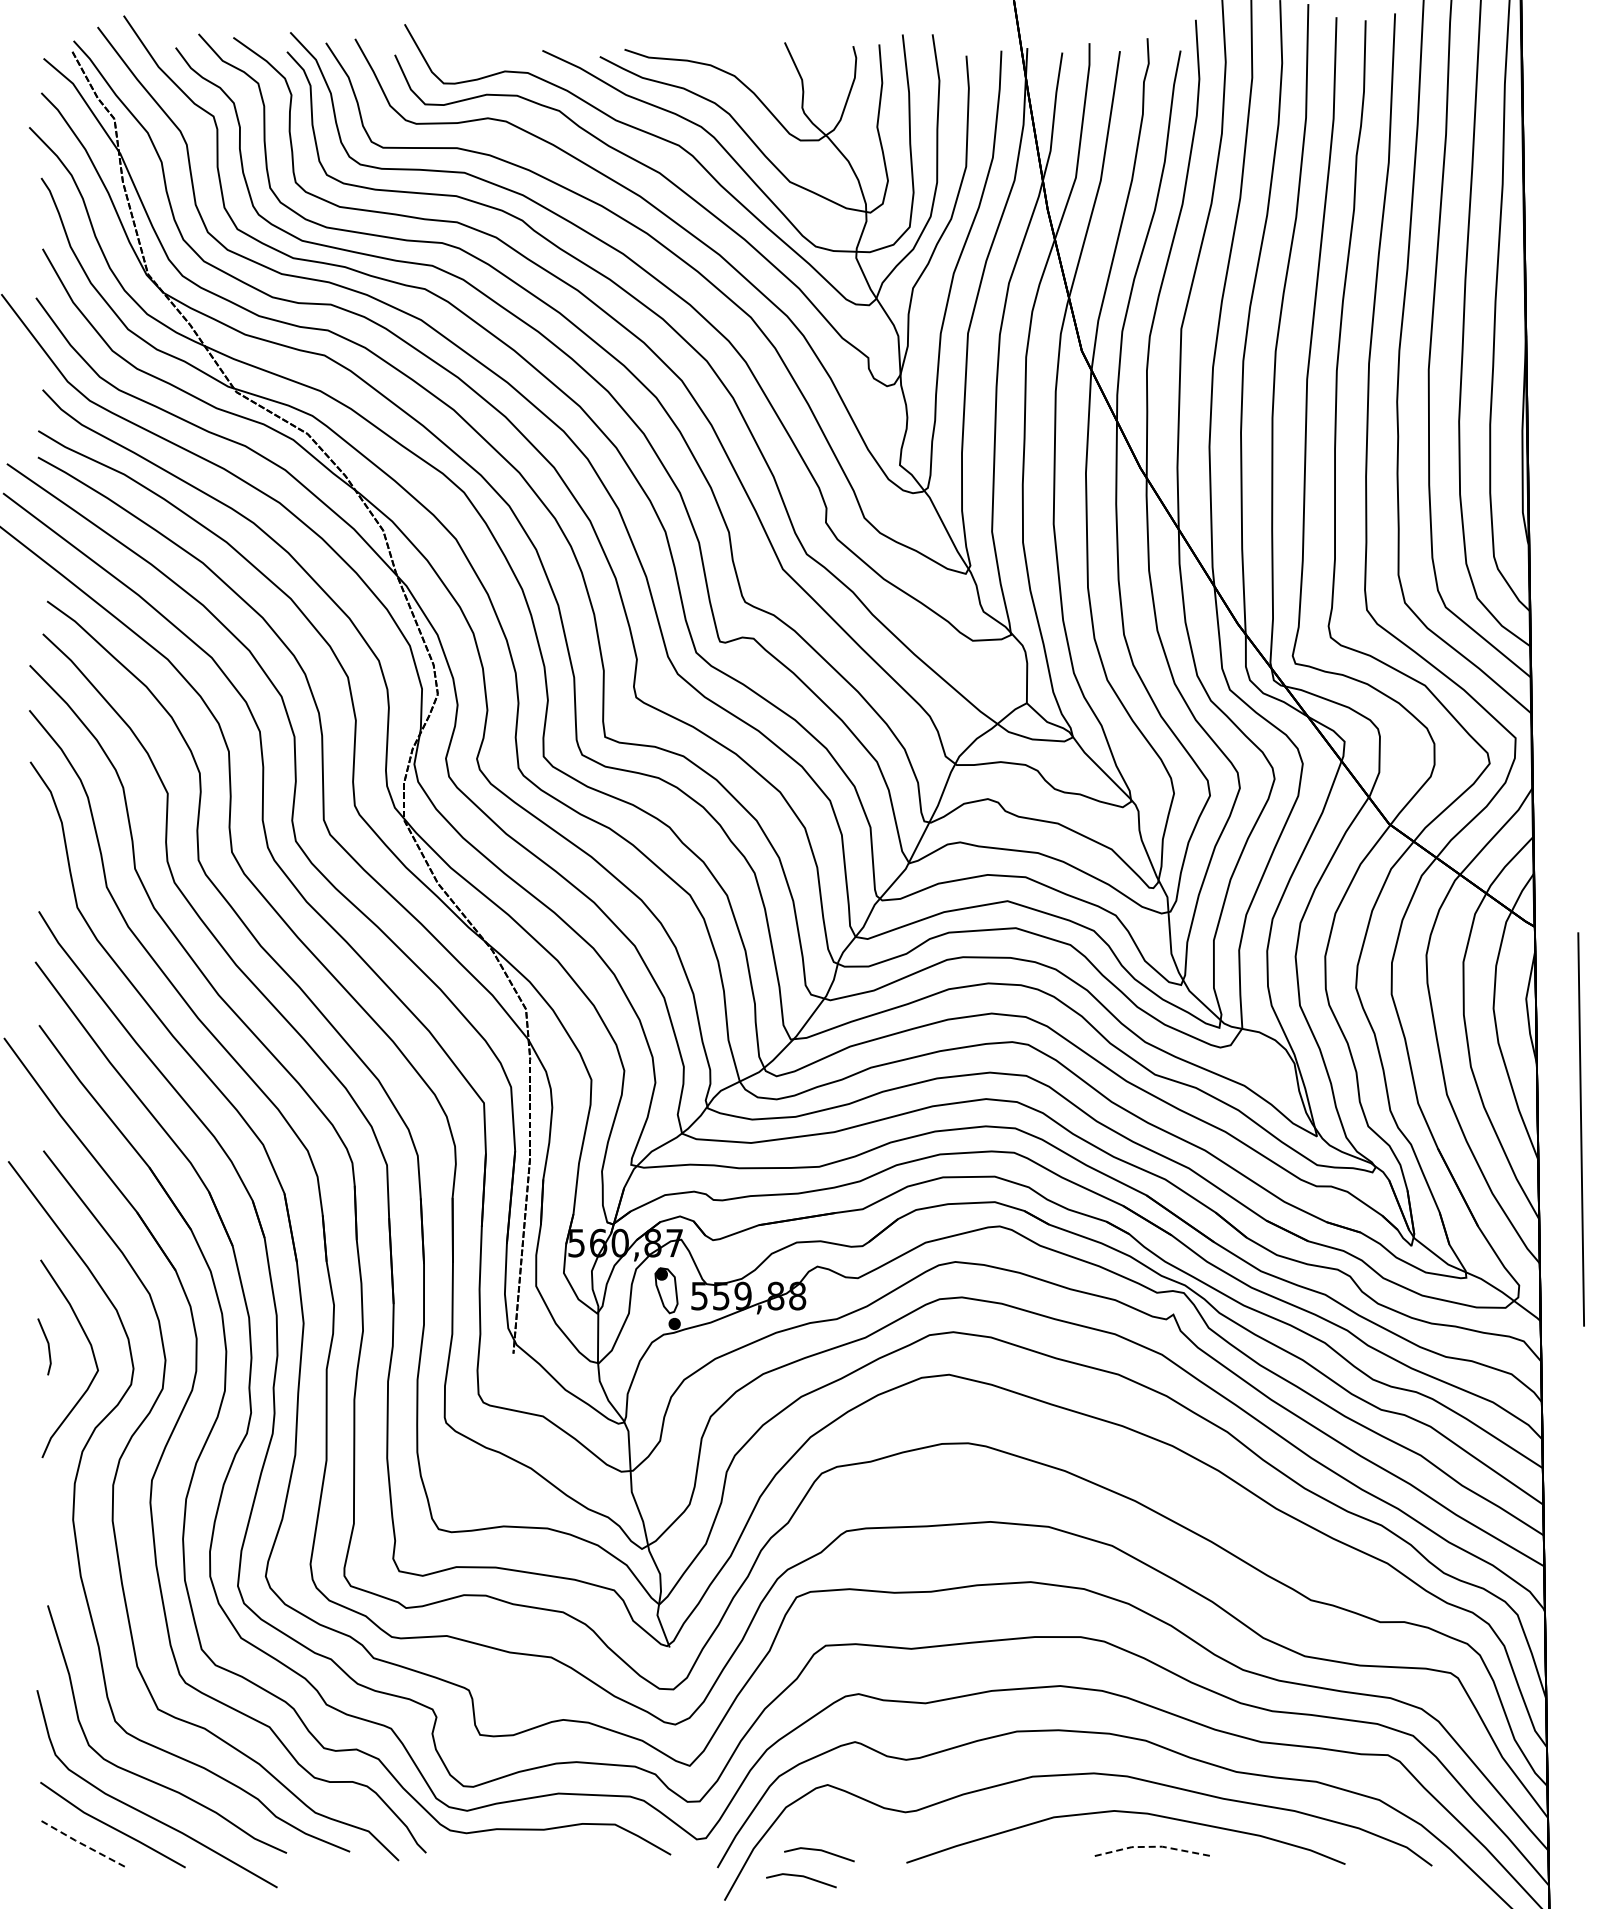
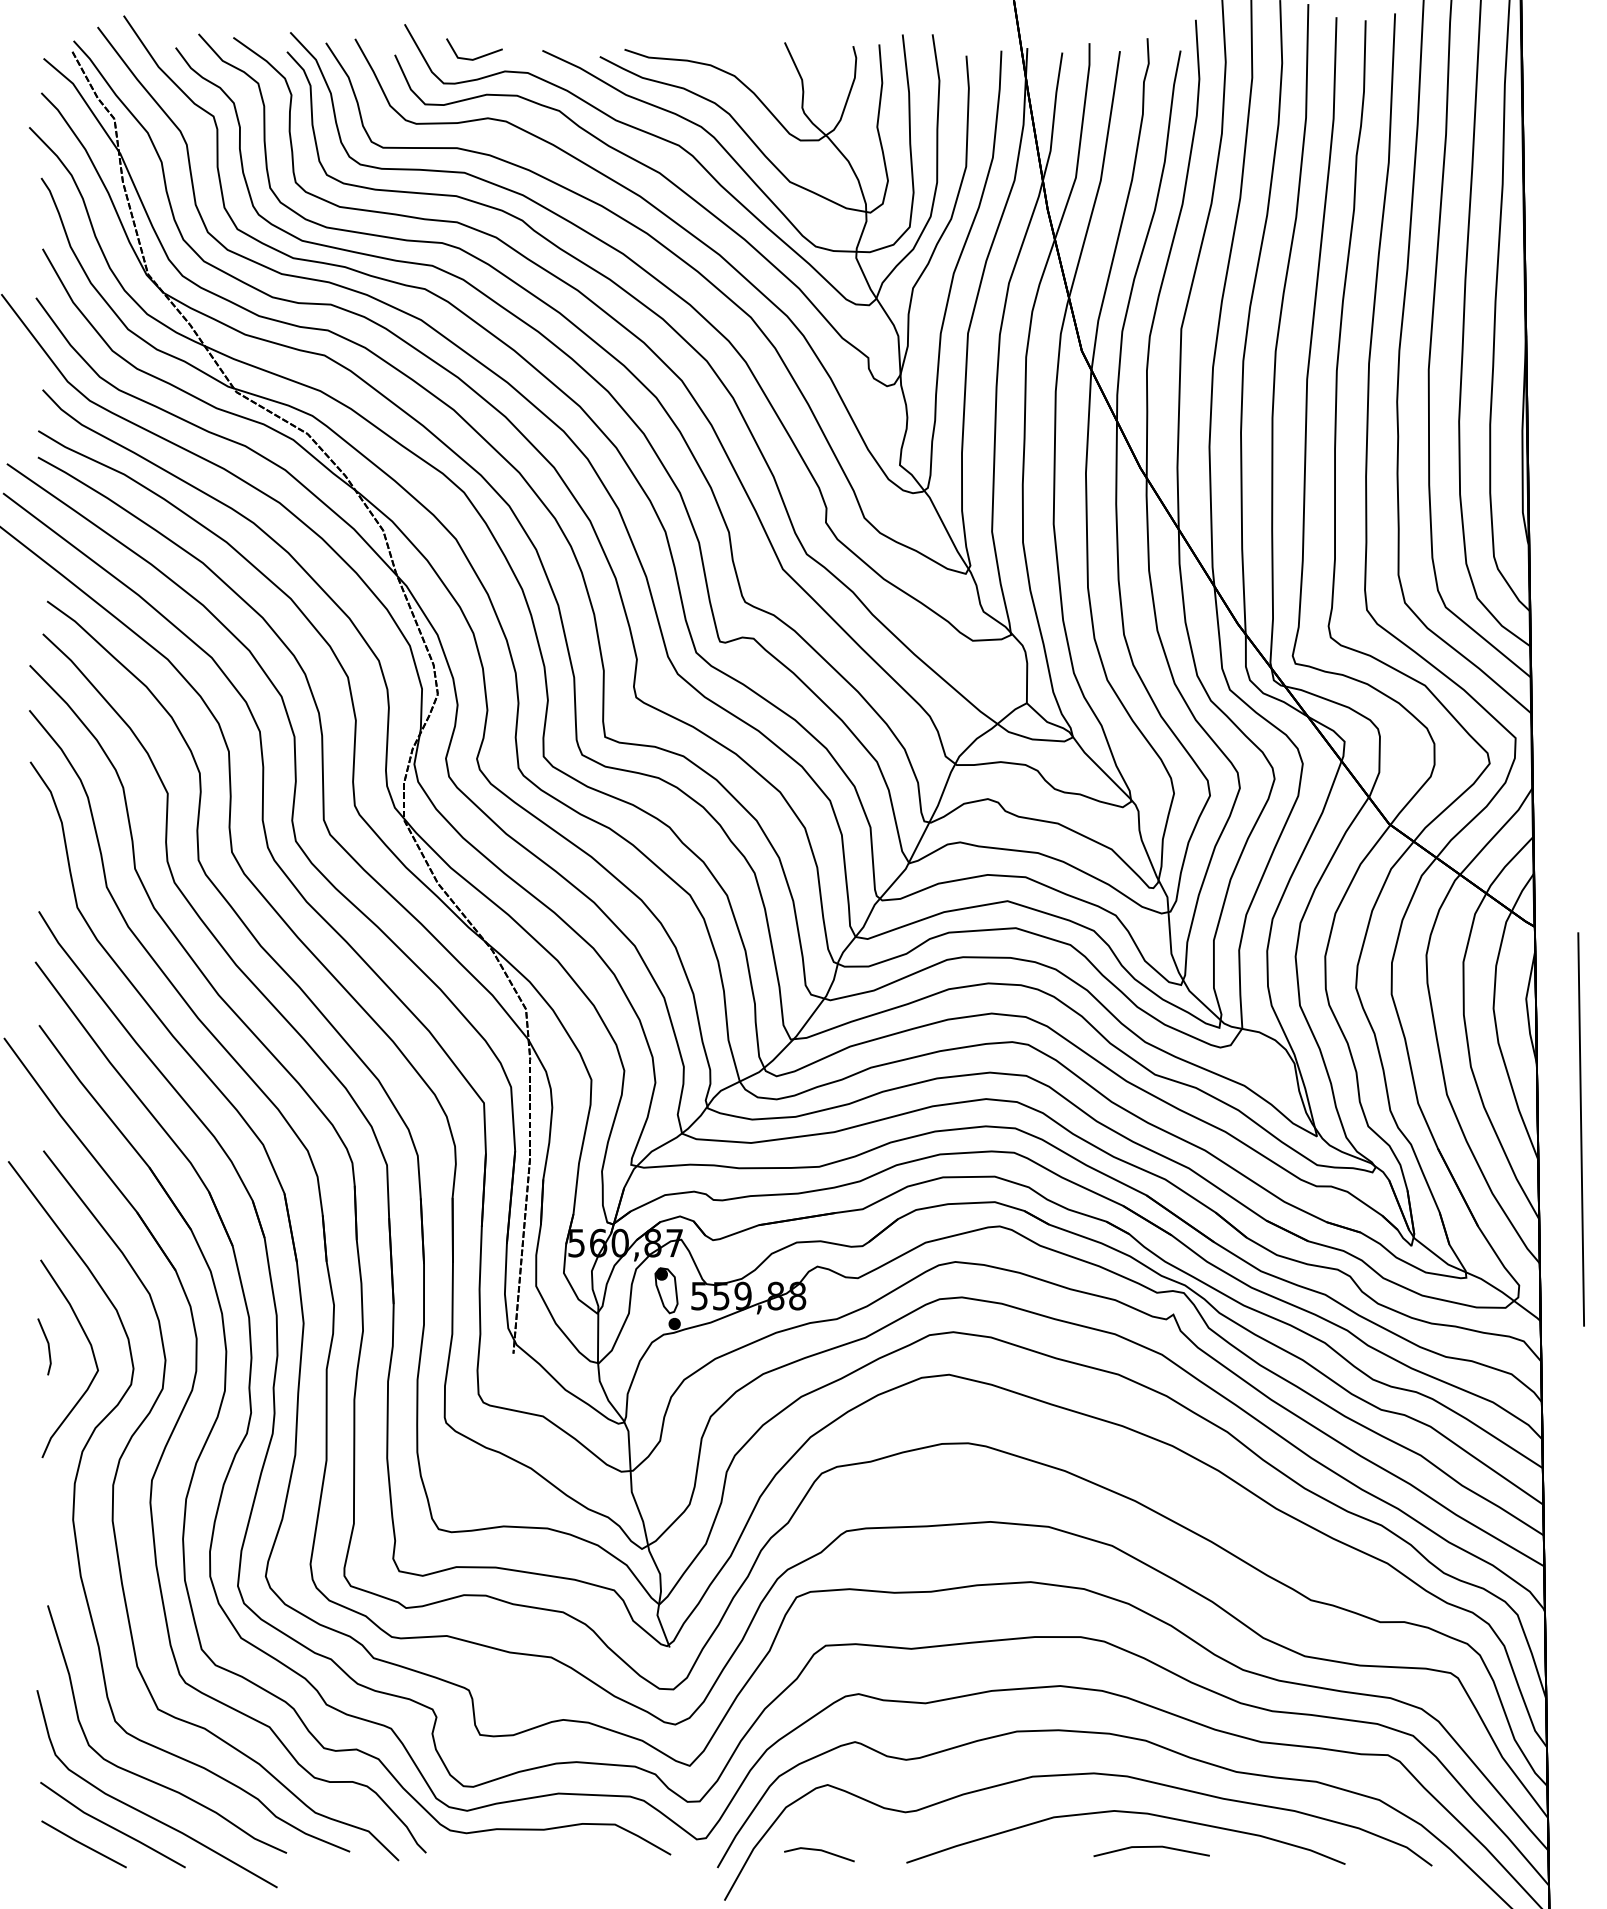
line: none -> present (478, 56)
line: dashed -> solid (83, 1845)
line: dashed -> solid (1151, 1846)
line: present -> none (802, 1877)
